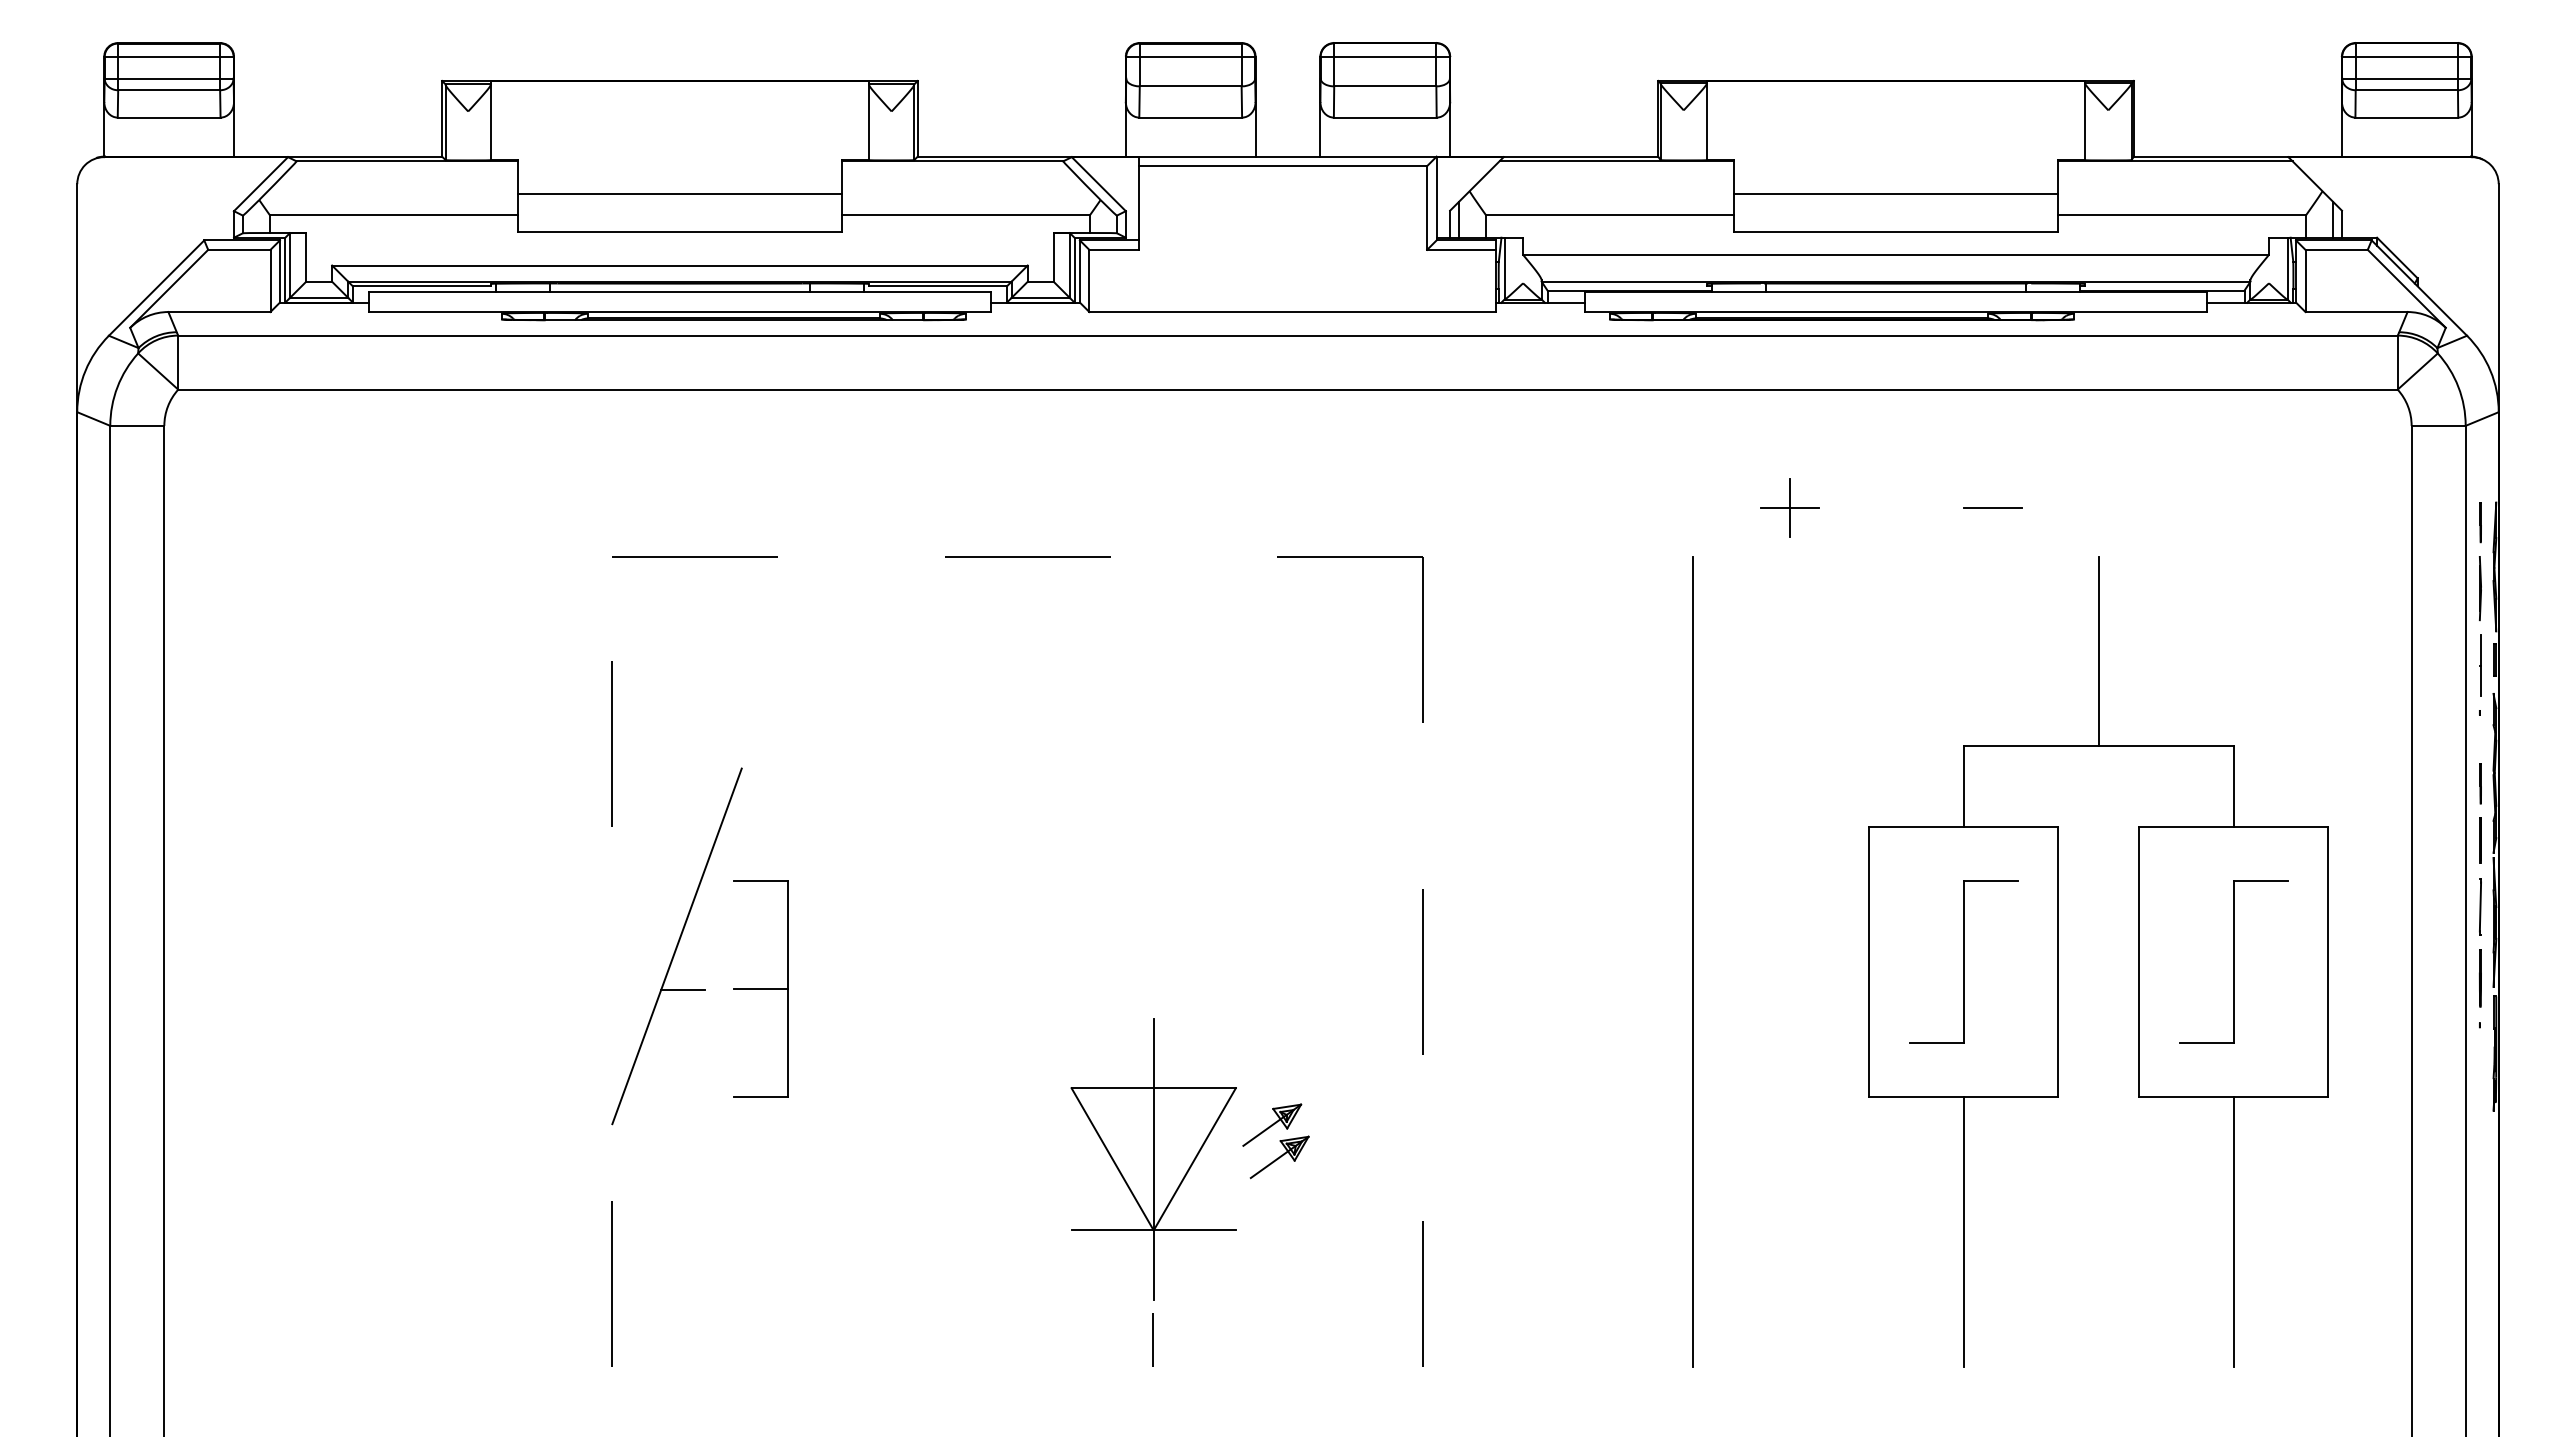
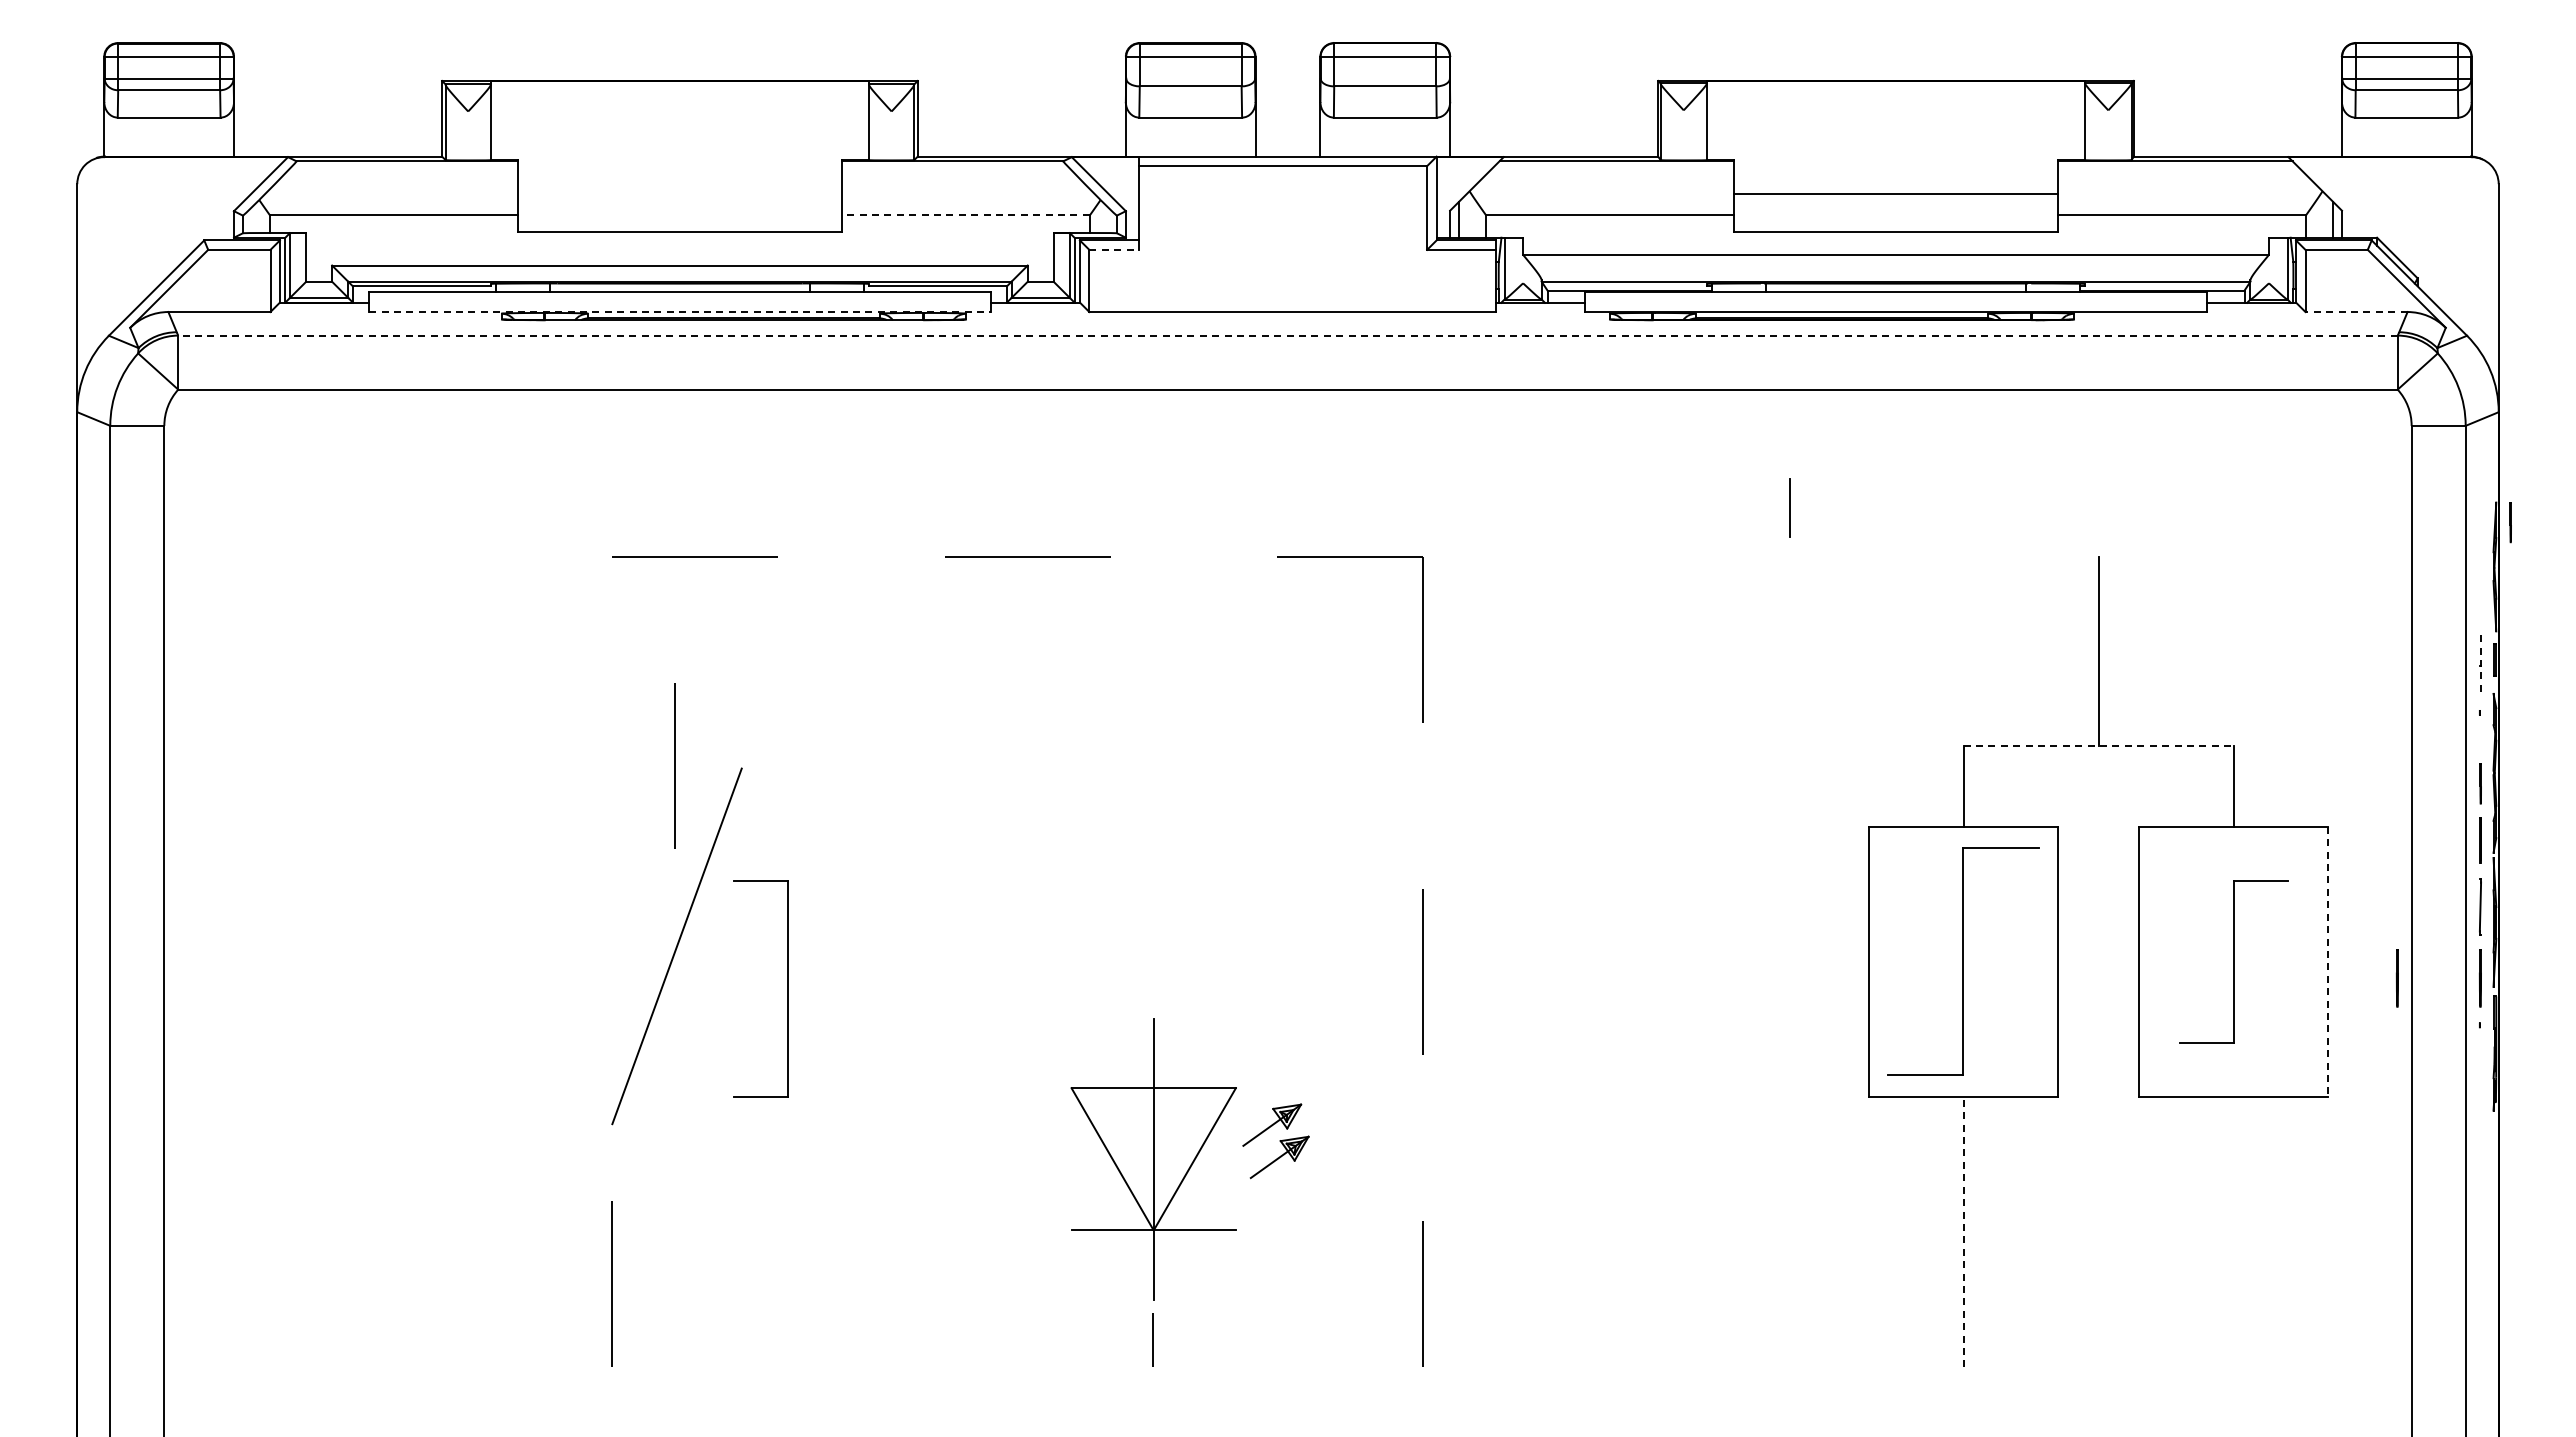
line: present -> none (679, 194)
line: solid -> dashed (965, 215)
line: solid -> dashed (1114, 249)
line: solid -> dashed (679, 312)
line: solid -> dashed (2356, 312)
line: solid -> dashed (1288, 335)
line: present -> none (1789, 508)
line: present -> none (1992, 508)
line position: (2480, 522) -> (2510, 522) (2510, 522)
line: present -> none (2480, 588)
line: solid -> dashed (2481, 666)
line position: (611, 743) -> (674, 765) (674, 765)
line: solid -> dashed (2099, 745)
line: present -> none (1693, 961)
part size: 110x164 px -> 153x229 px (1963, 961)
line: solid -> dashed (2328, 962)
line: none -> present (2397, 978)
line: present -> none (682, 989)
line: present -> none (760, 989)
line: solid -> dashed (1963, 1231)
line: present -> none (2233, 1232)
